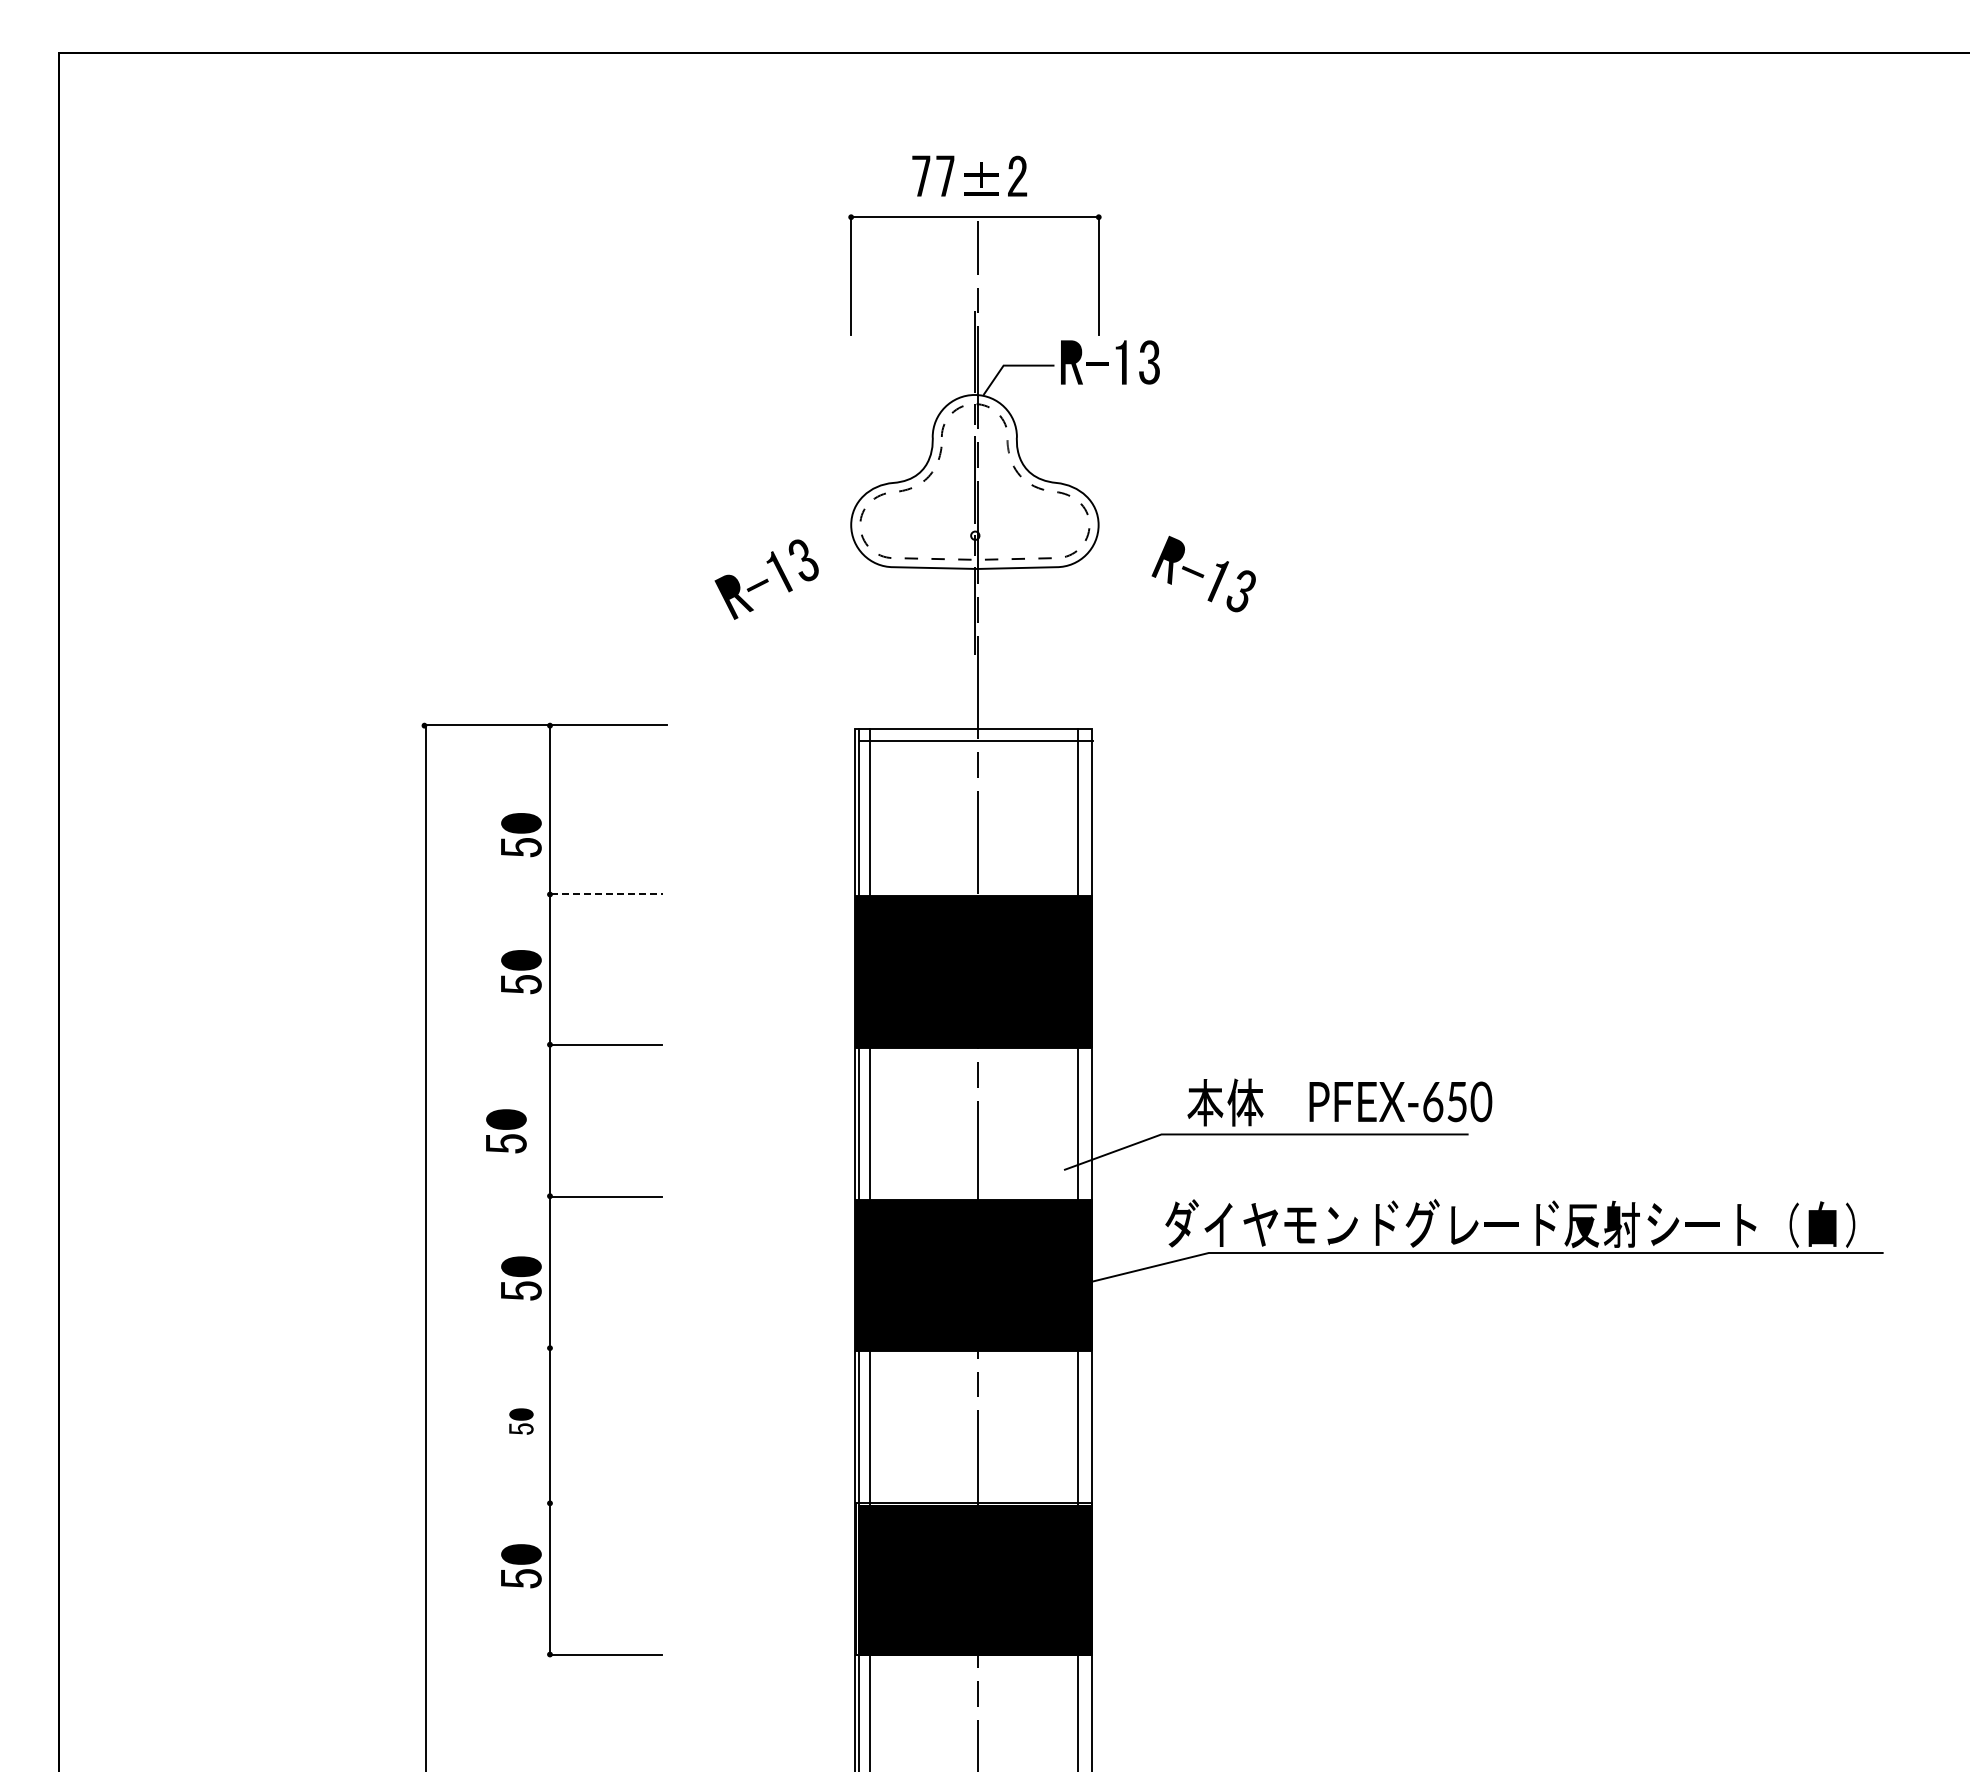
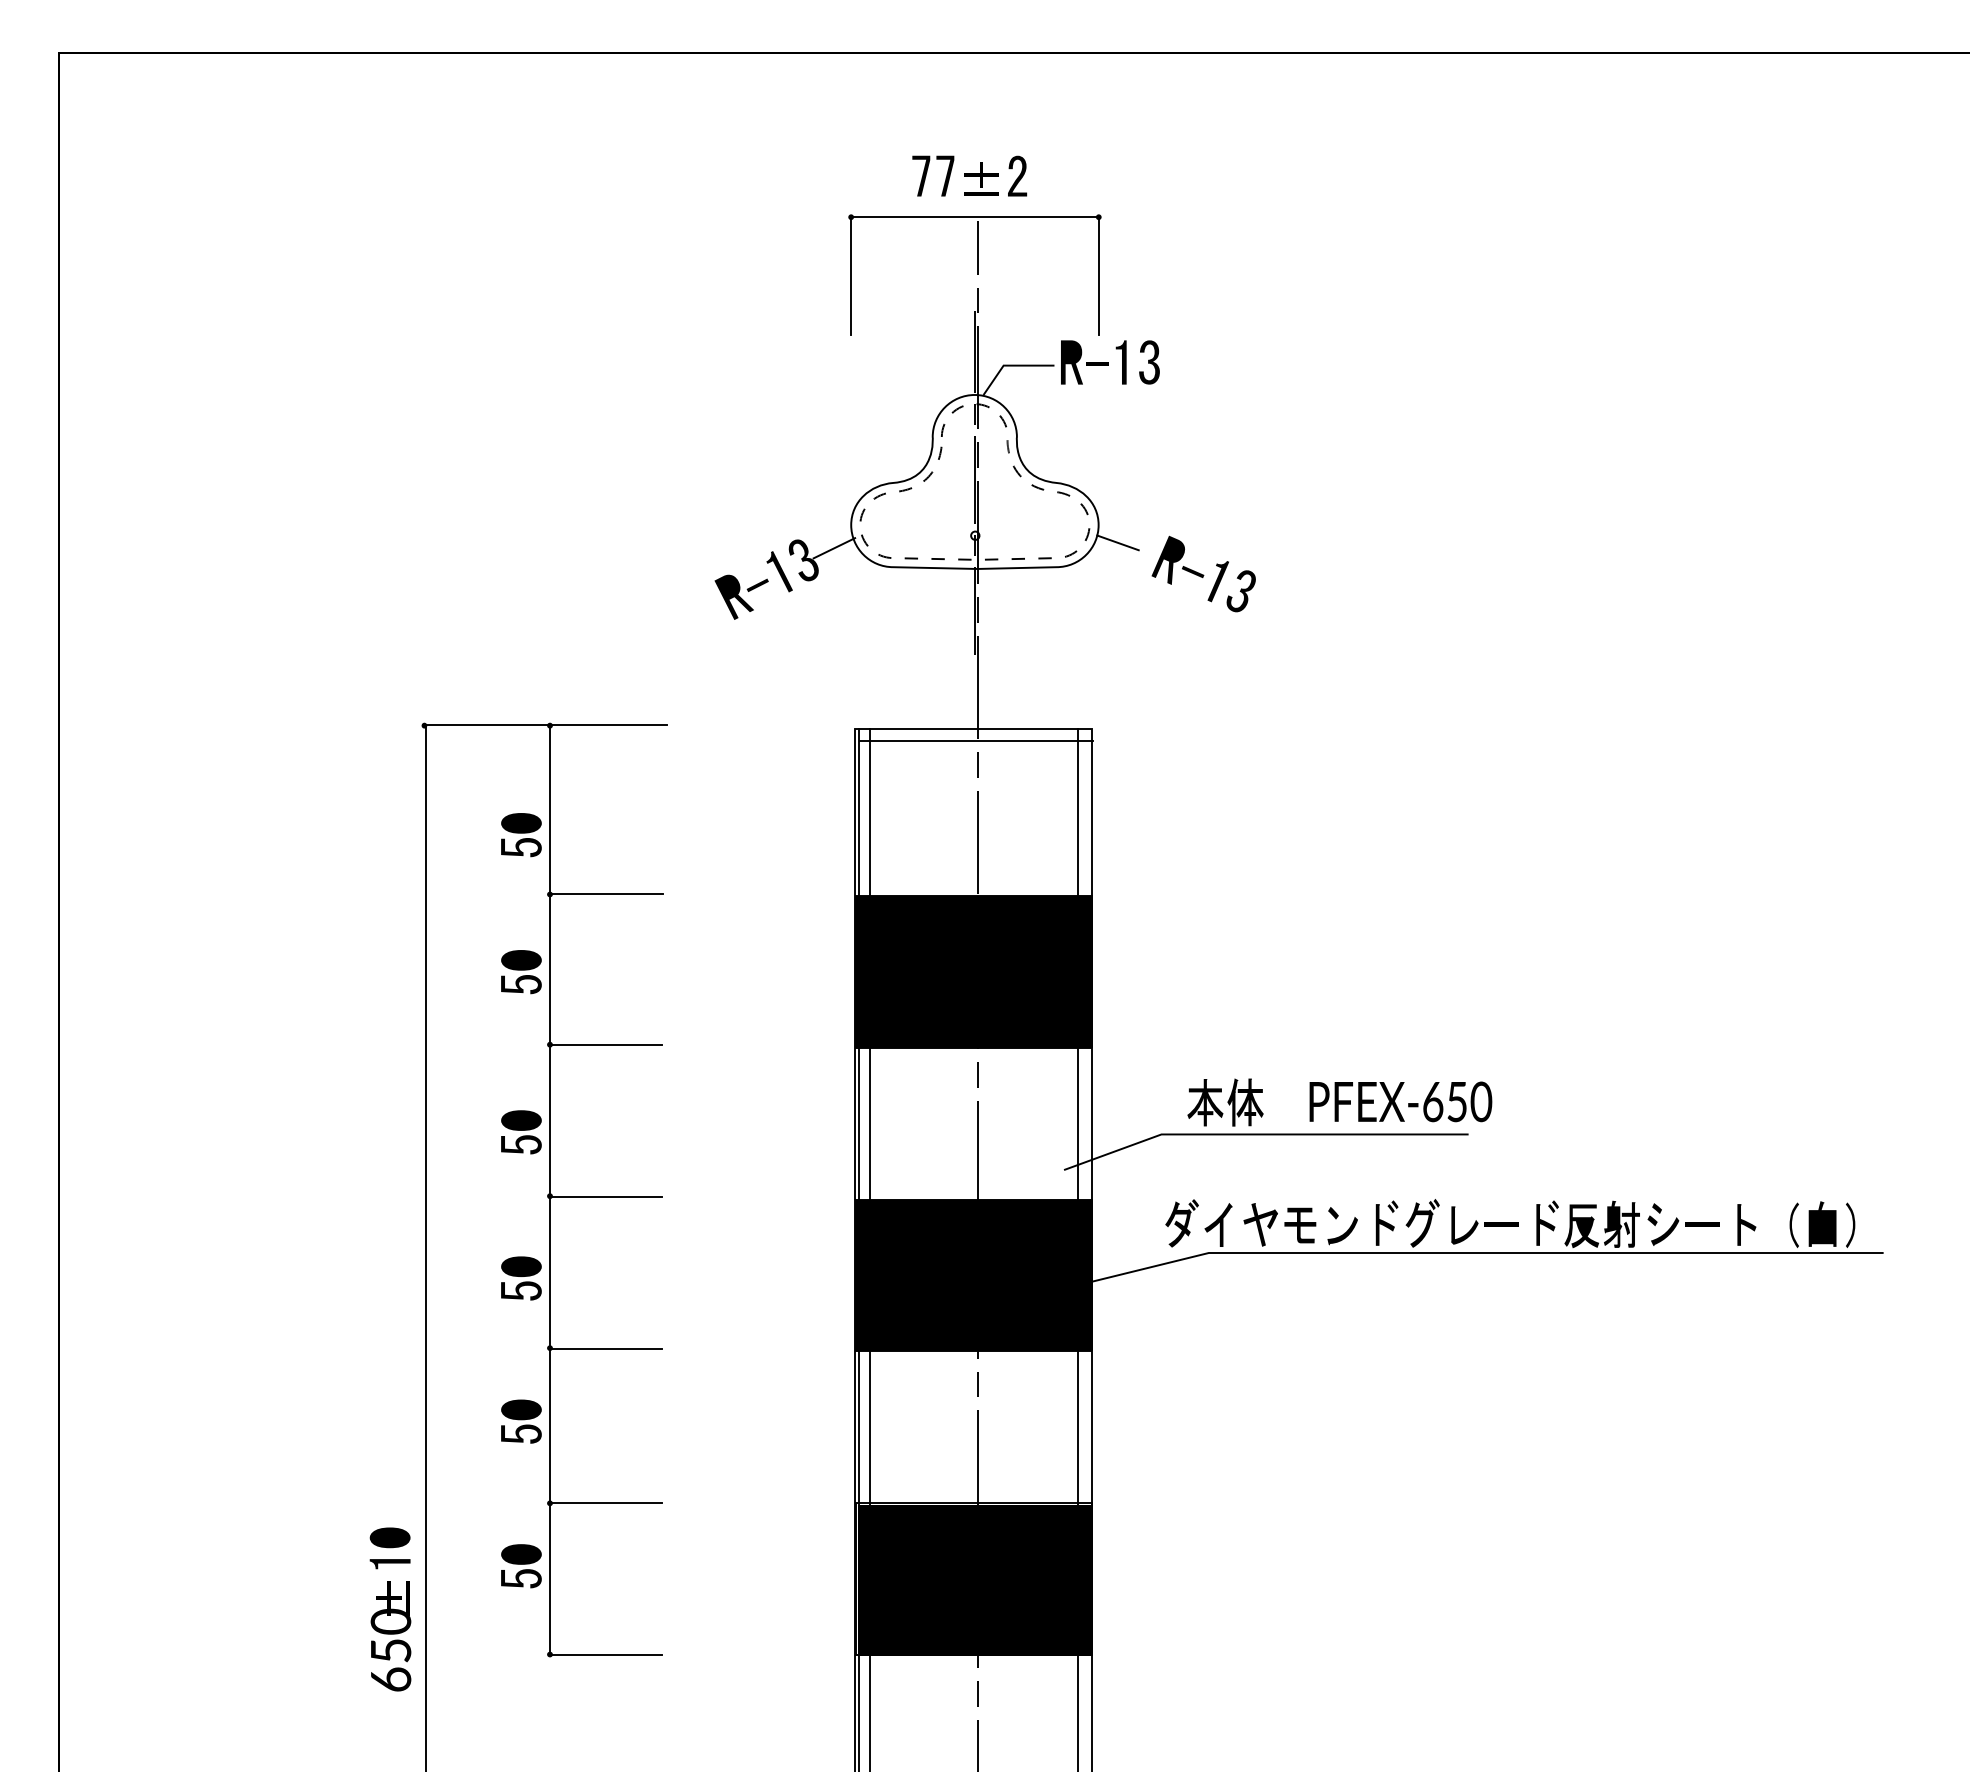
line: none -> present (1117, 542)
line: none -> present (834, 548)
line: dashed -> solid (607, 893)
part position: (506, 1131) -> (521, 1132) (521, 1132)
line: none -> present (606, 1348)
part size: 25x27 px -> 41x45 px (521, 1421)
line: none -> present (606, 1503)
part: none -> present (390, 1609)
